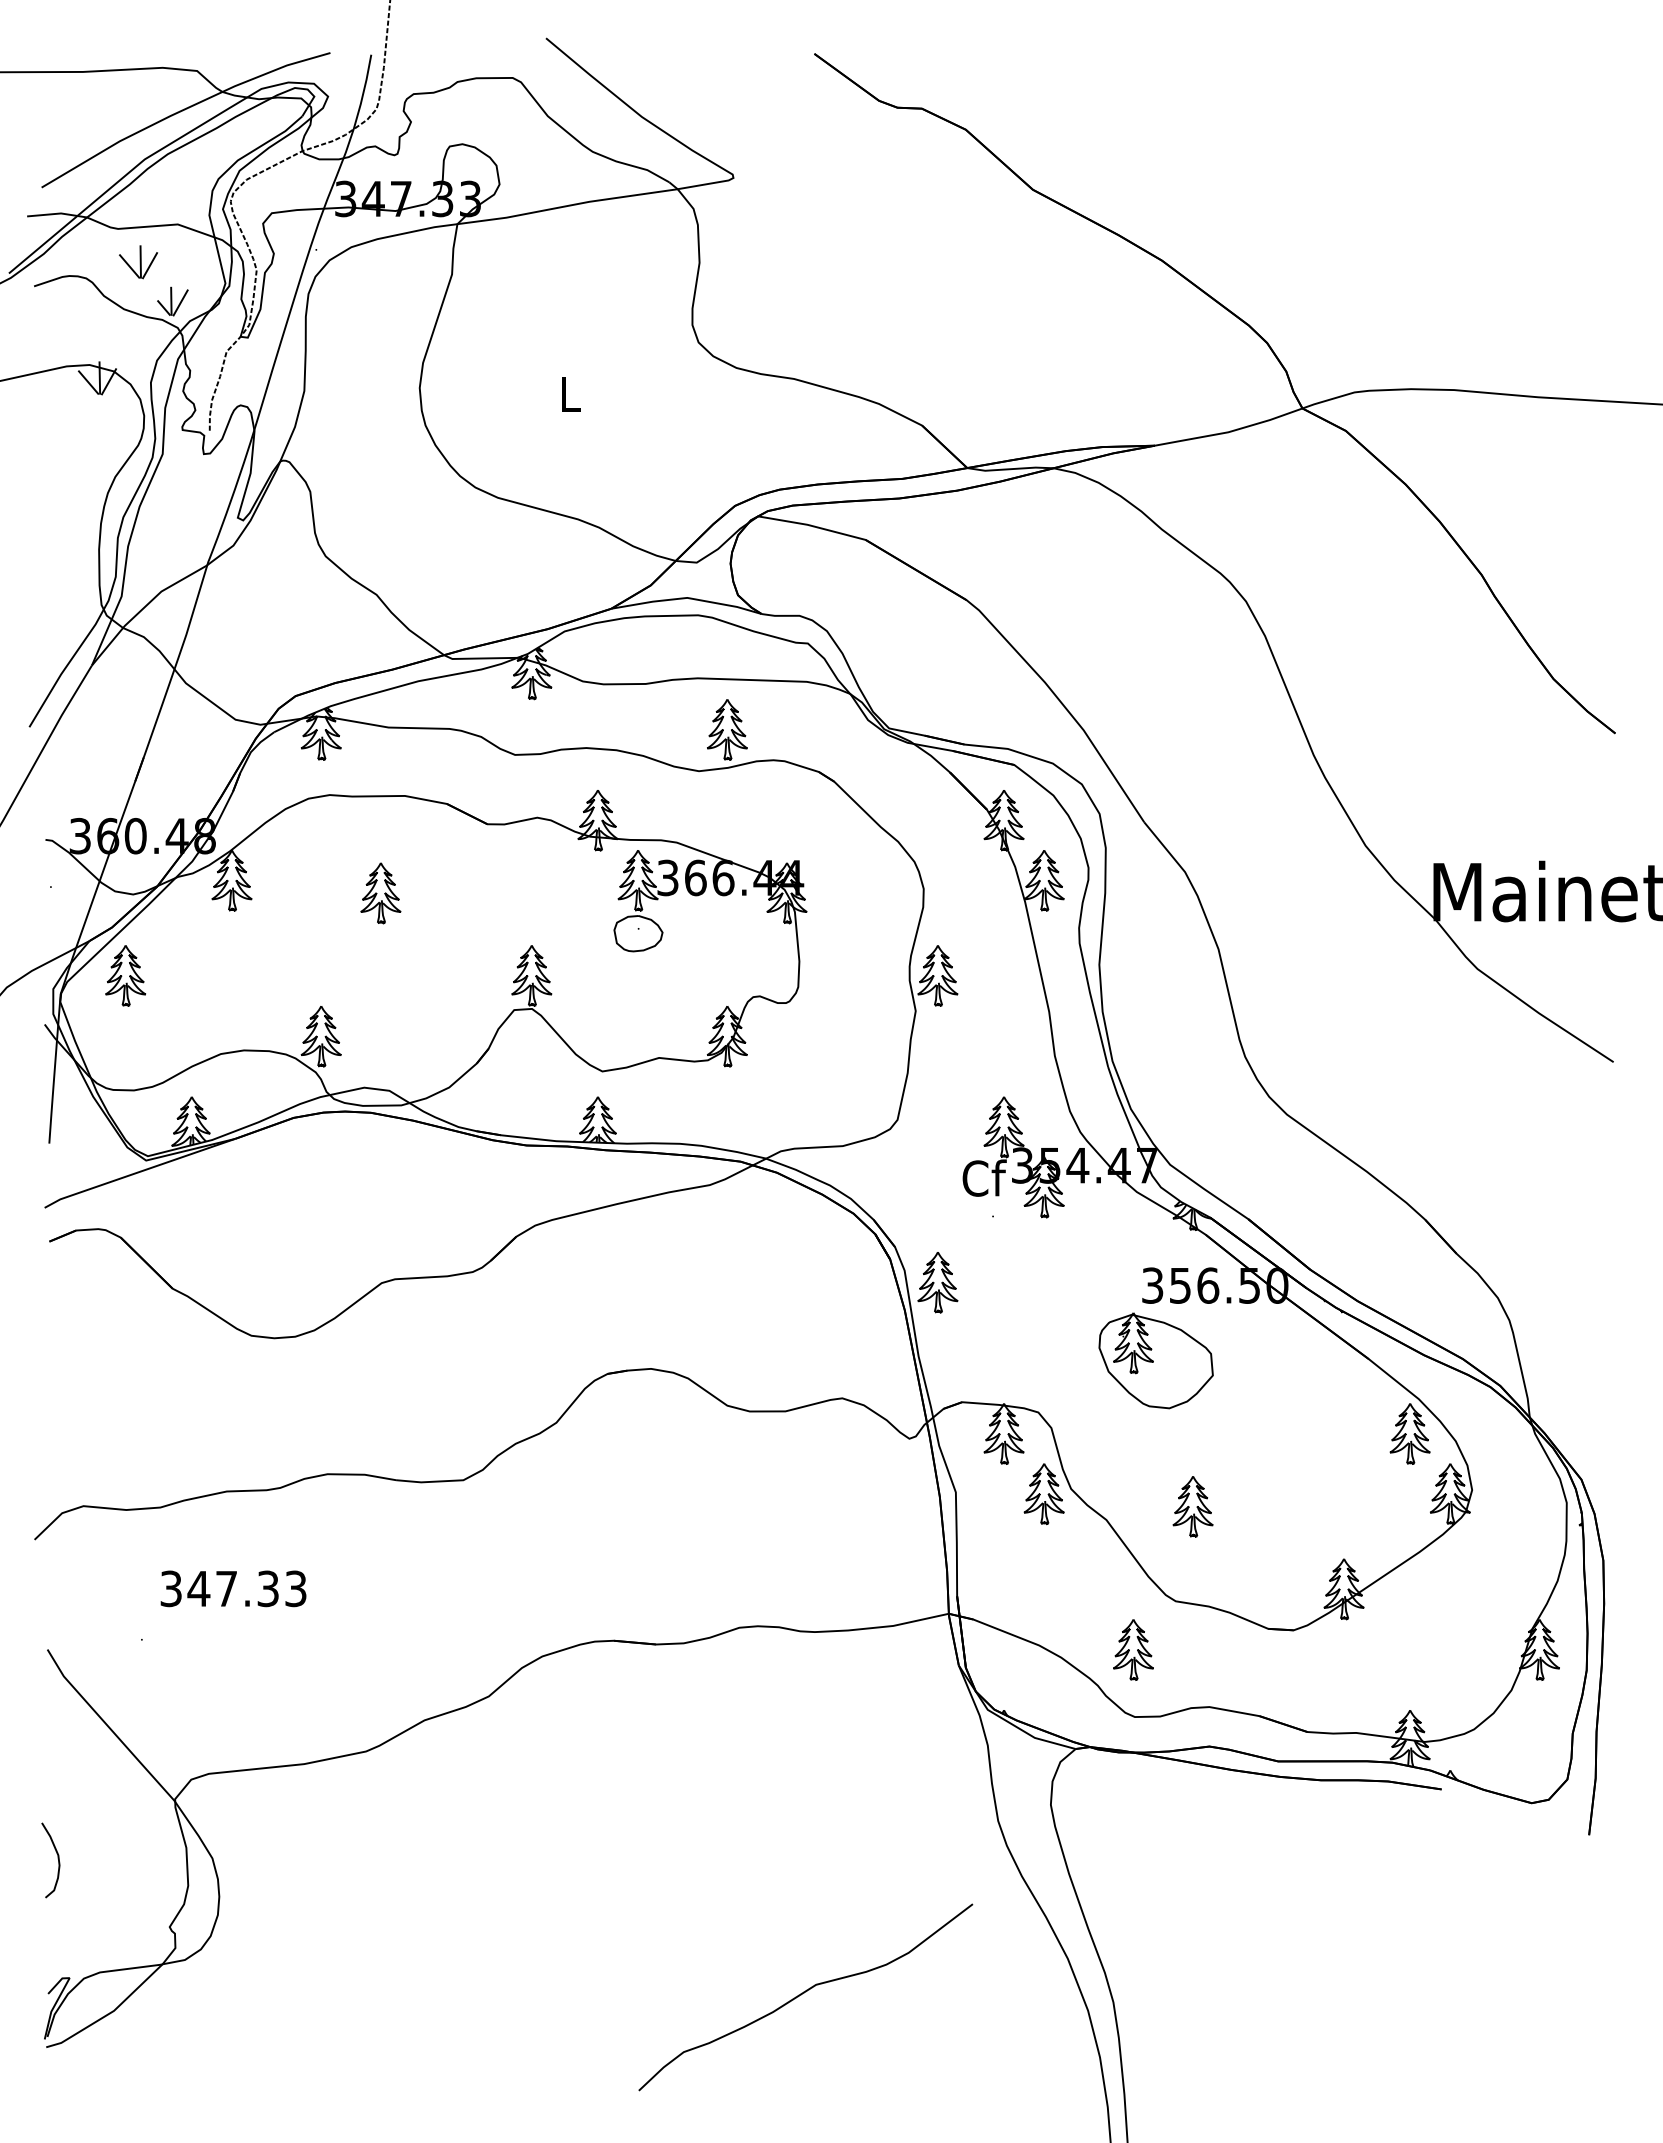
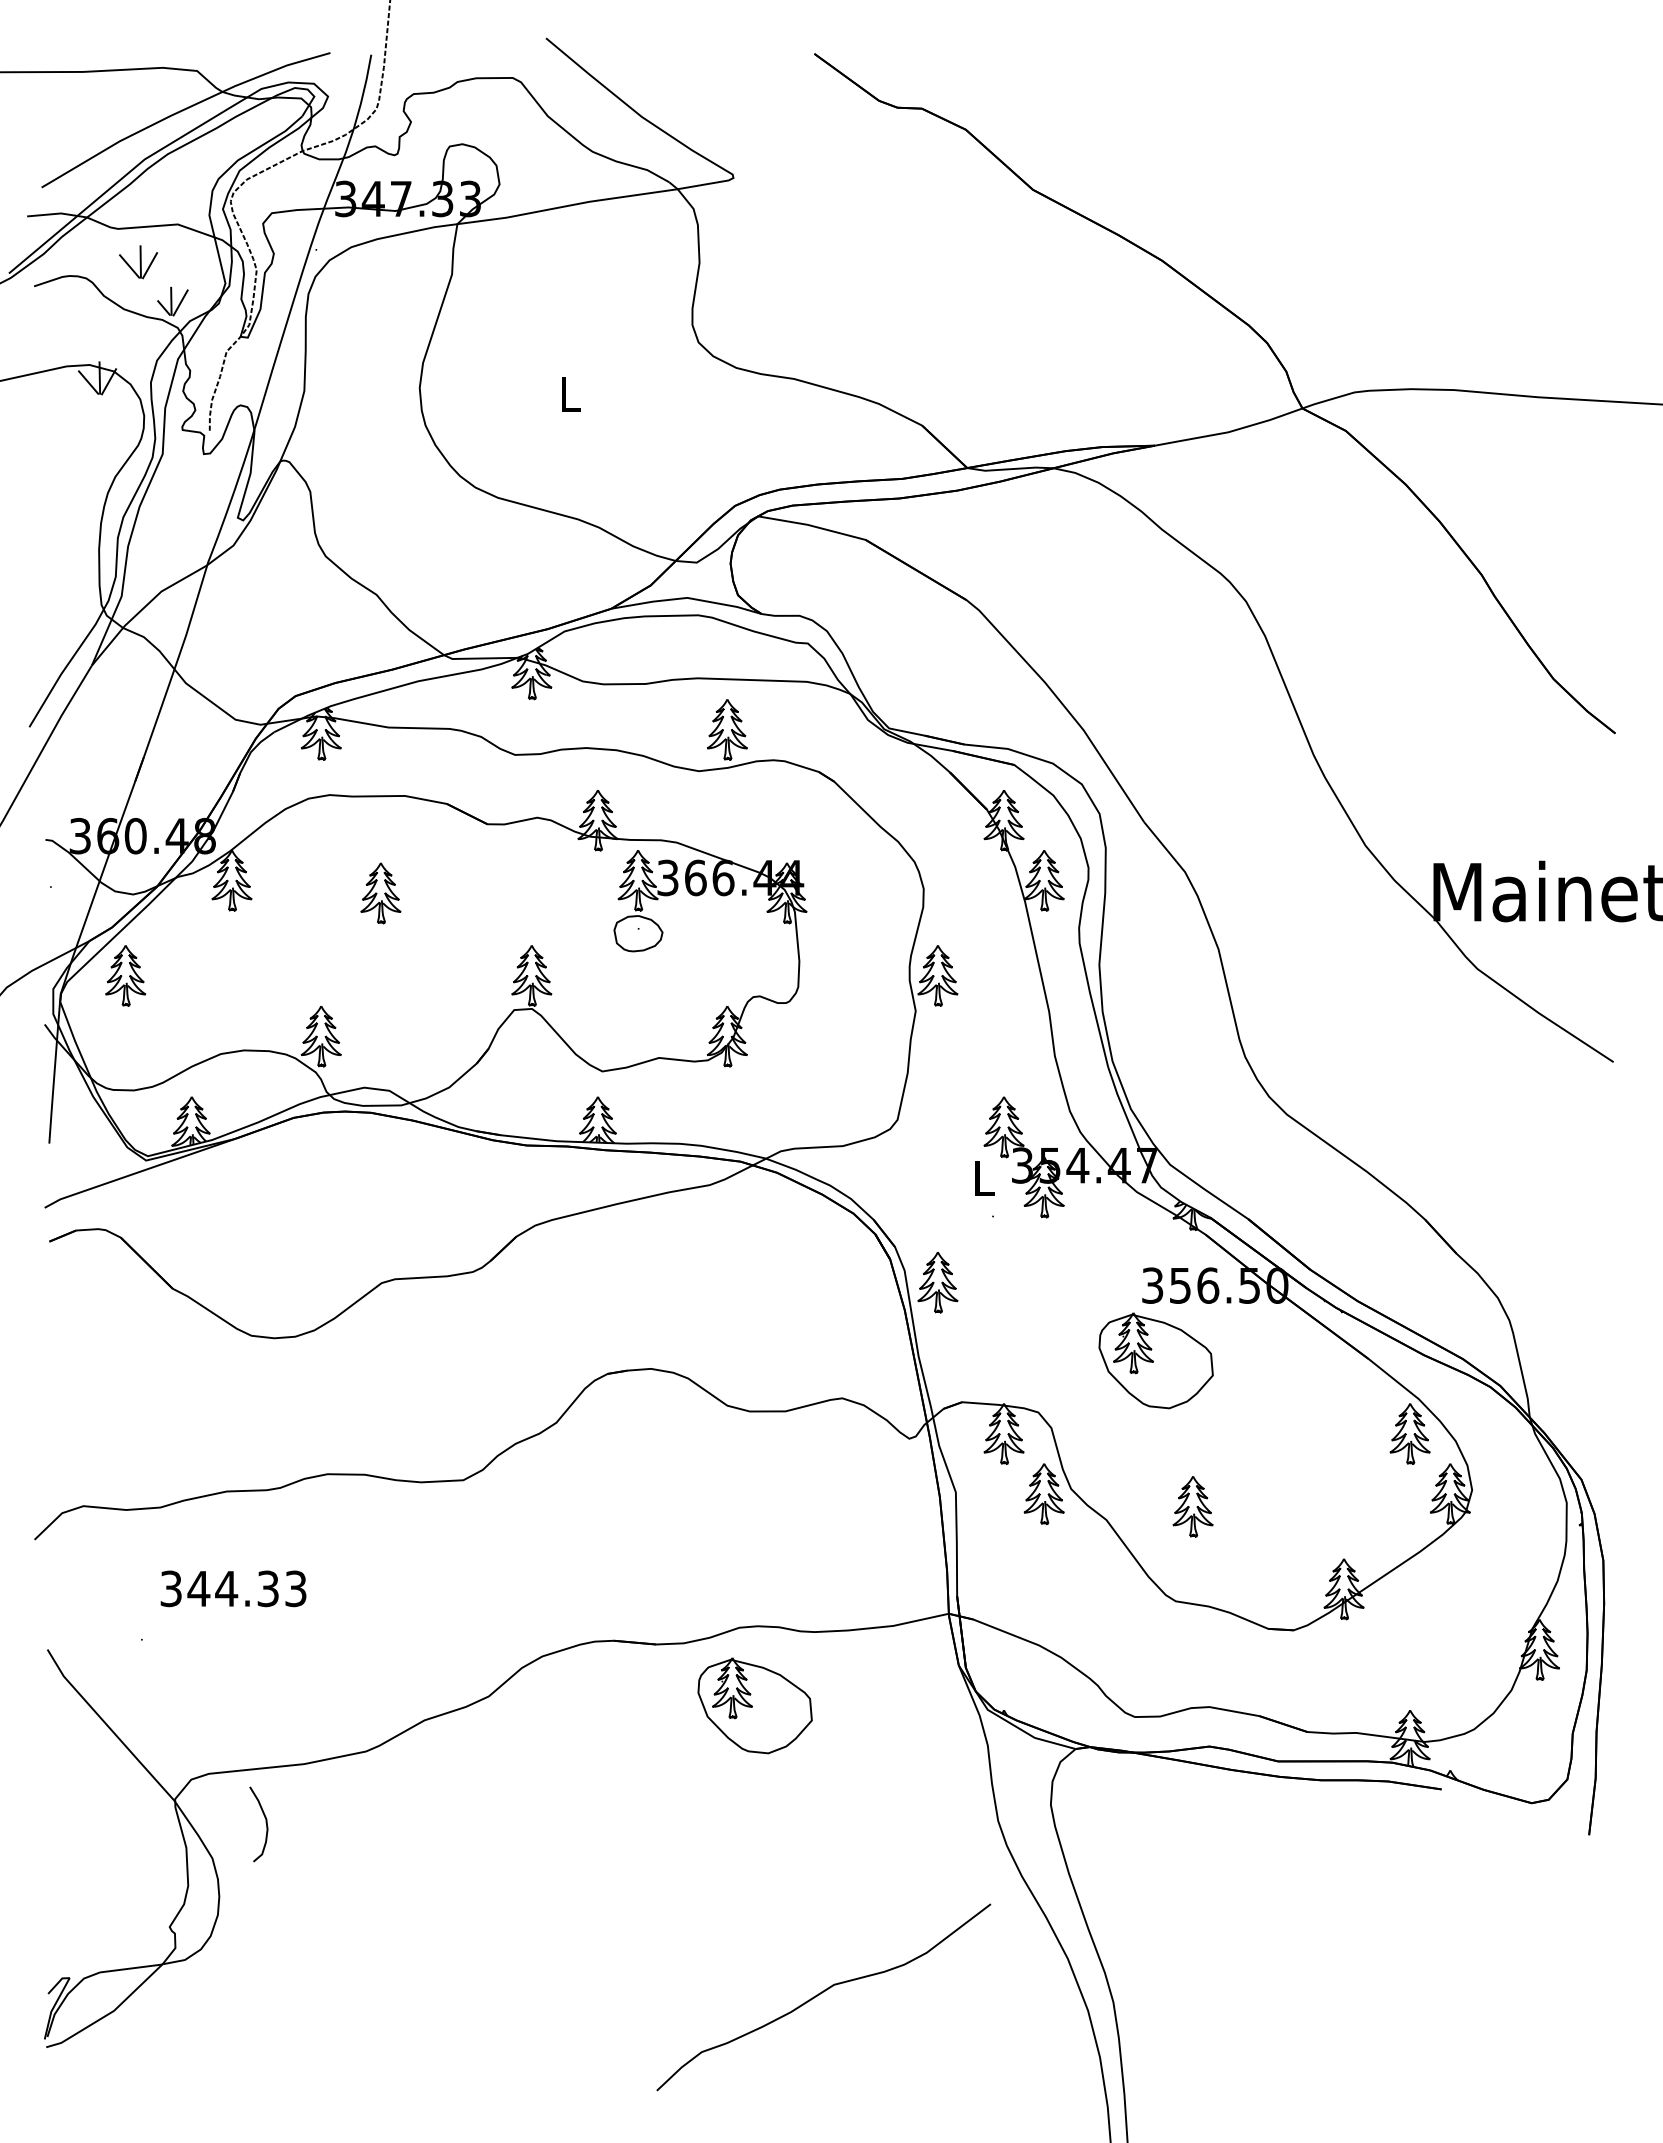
text: Cf -> L (984, 1177)
text: 347.33 -> 344.33 (226, 1588)
part: present -> none (1133, 1649)
part: none -> present (754, 1705)
curve position: (57, 1858) -> (265, 1822) (265, 1822)
curve position: (804, 1993) -> (822, 1993) (822, 1993)
